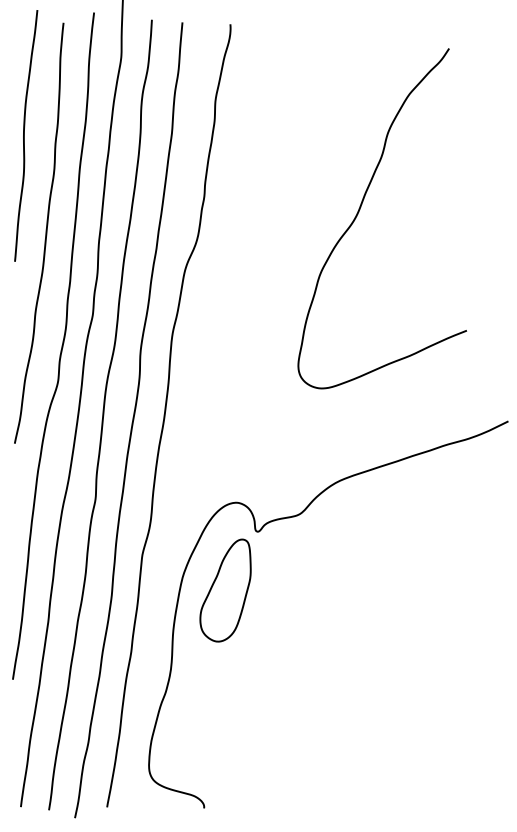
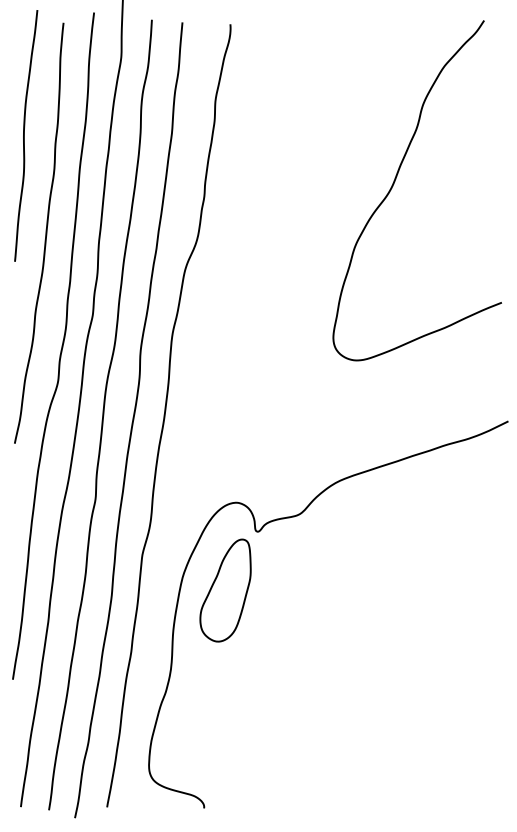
curve position: (359, 212) -> (394, 184) (394, 184)
